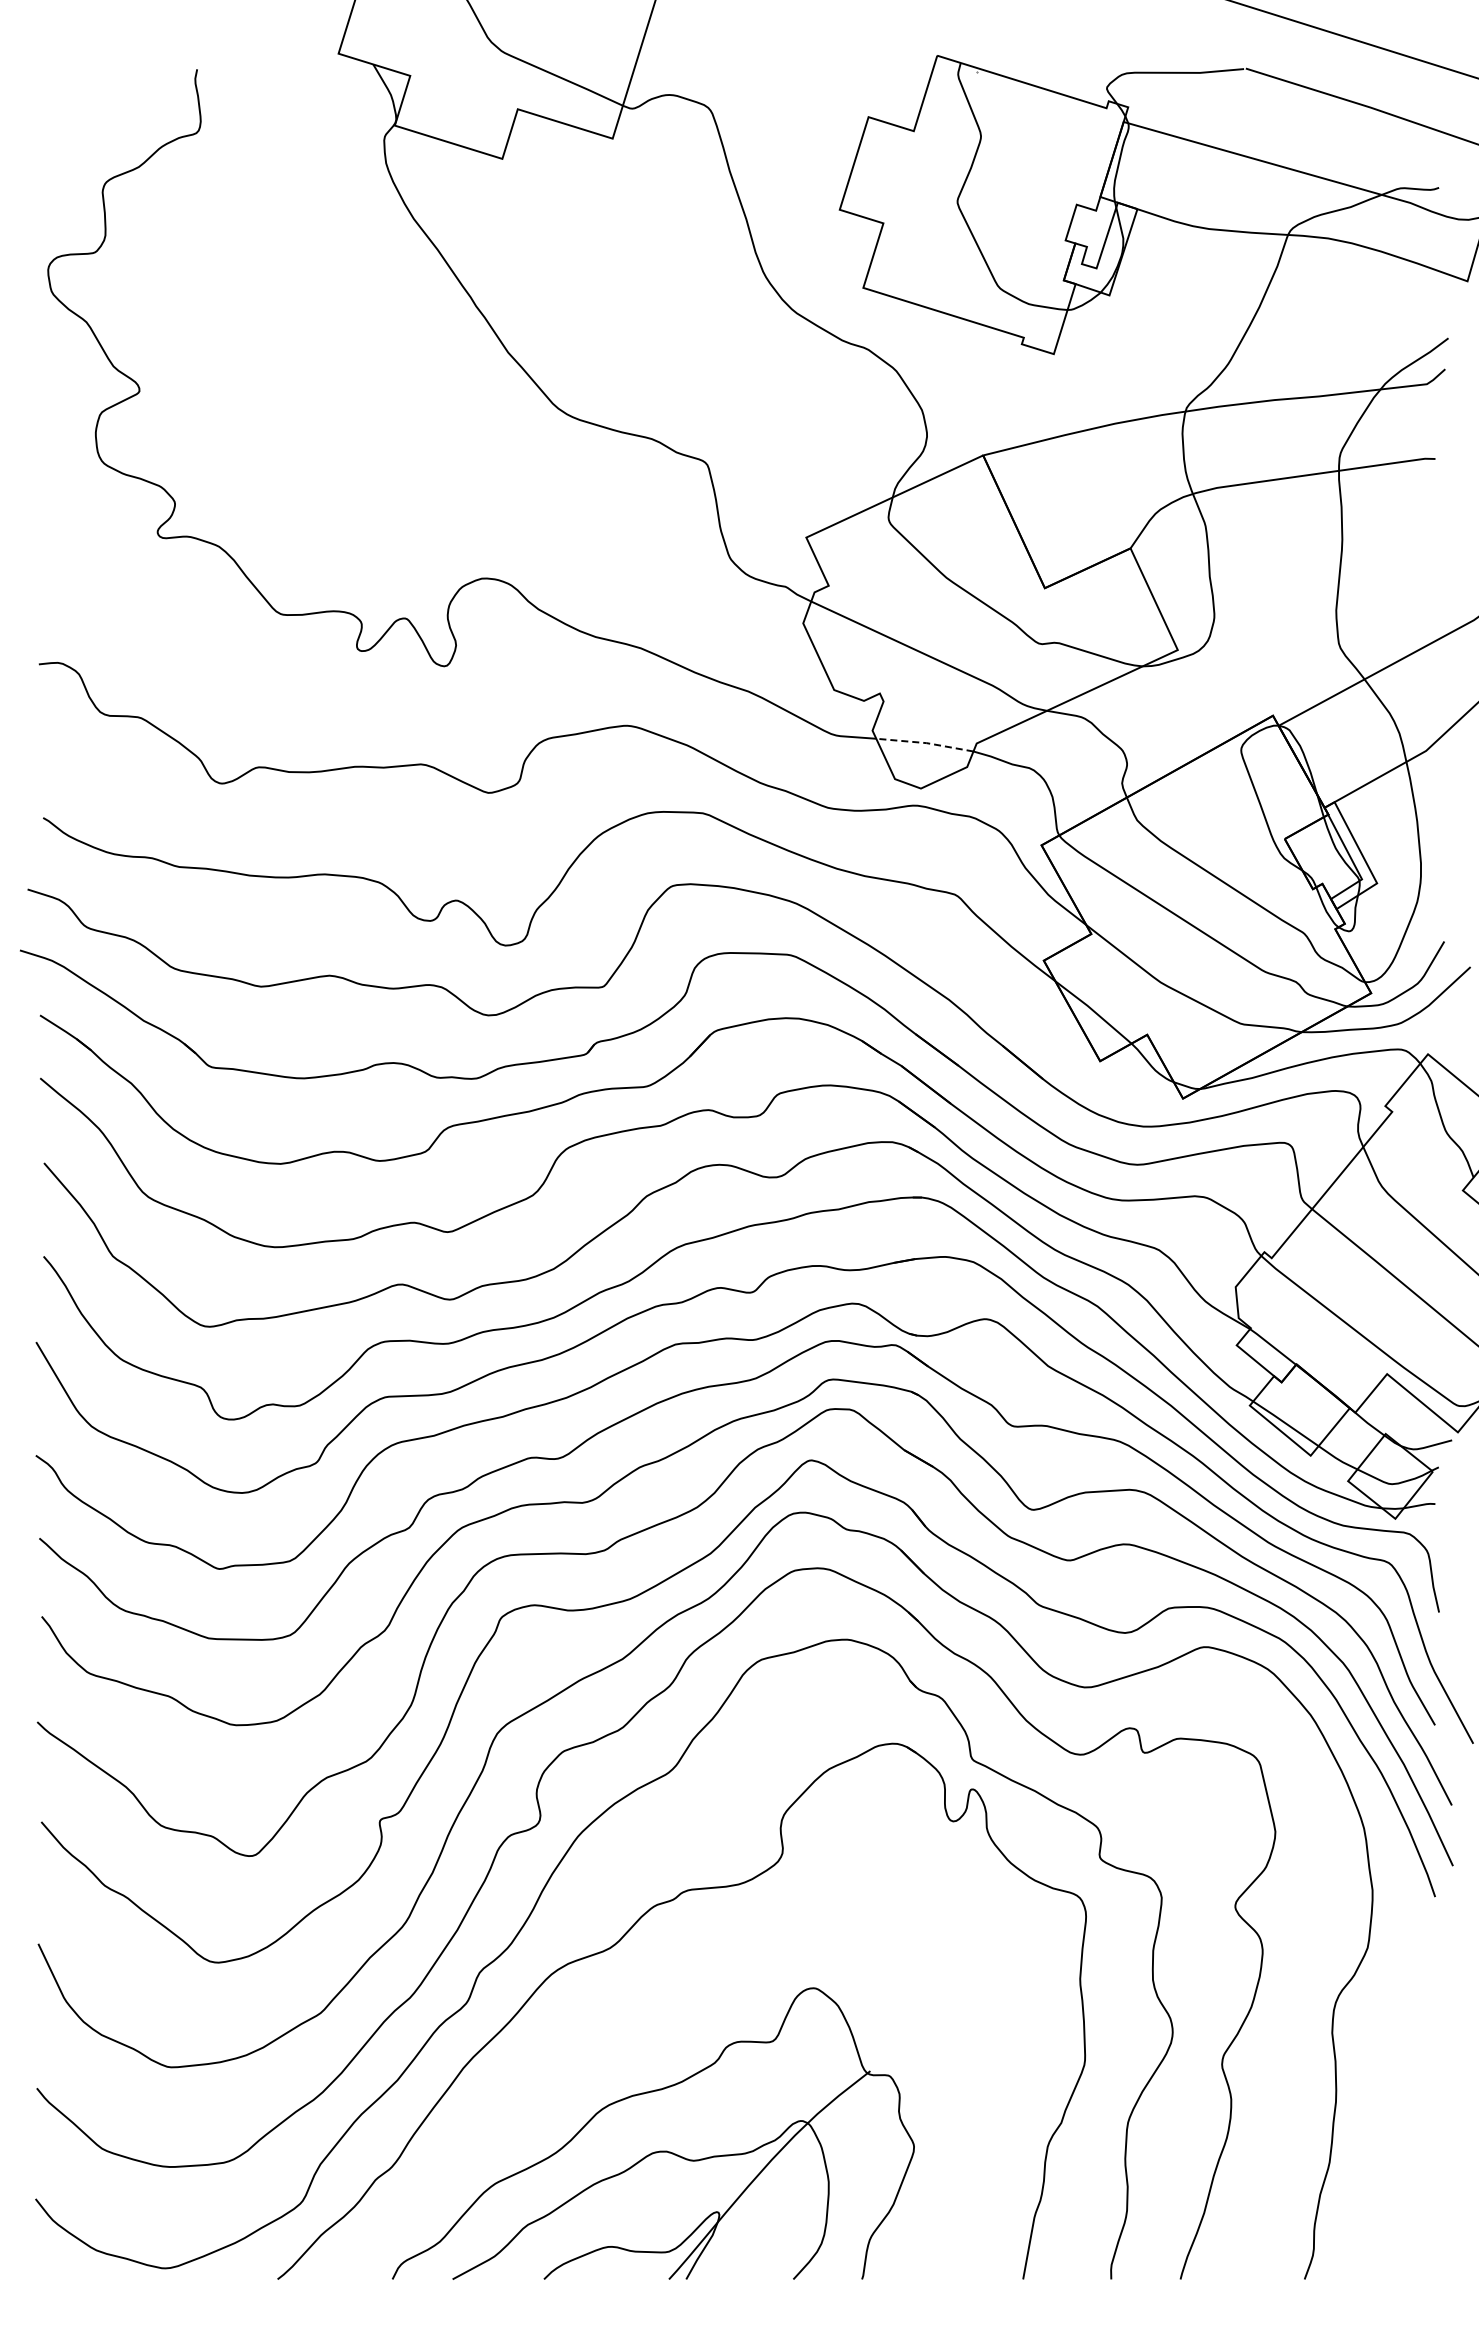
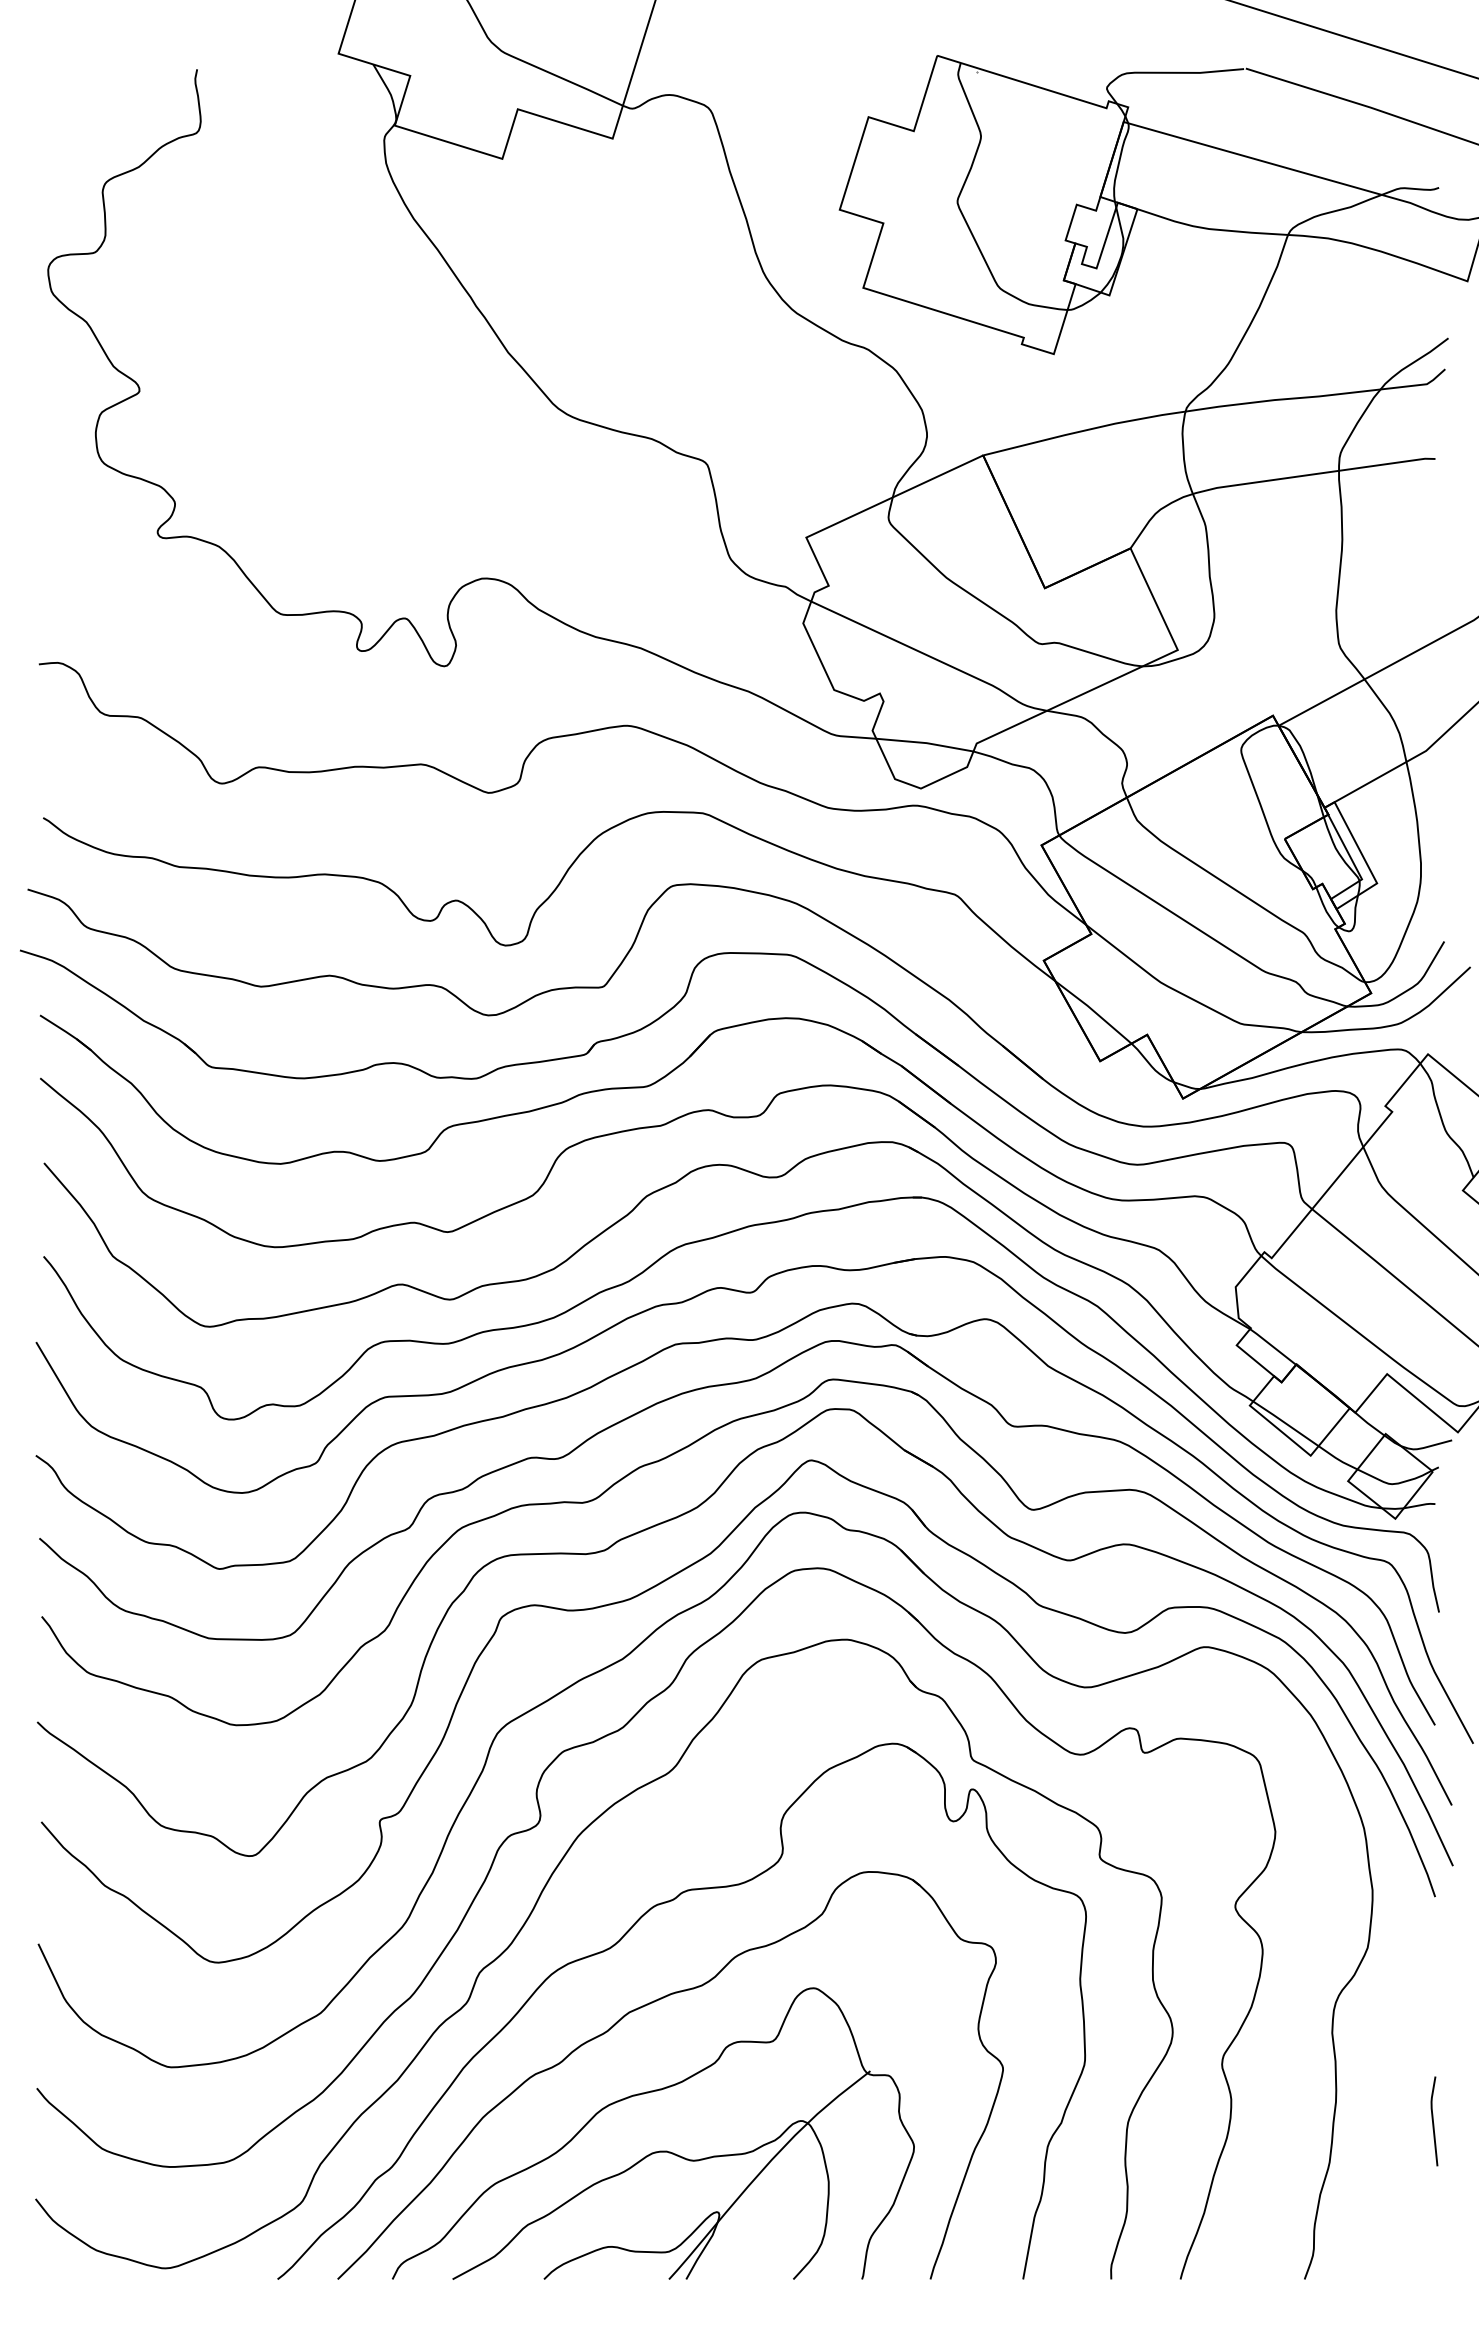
line: dashed -> solid (925, 743)
part: none -> present (641, 2008)
line: none -> present (1433, 2121)
